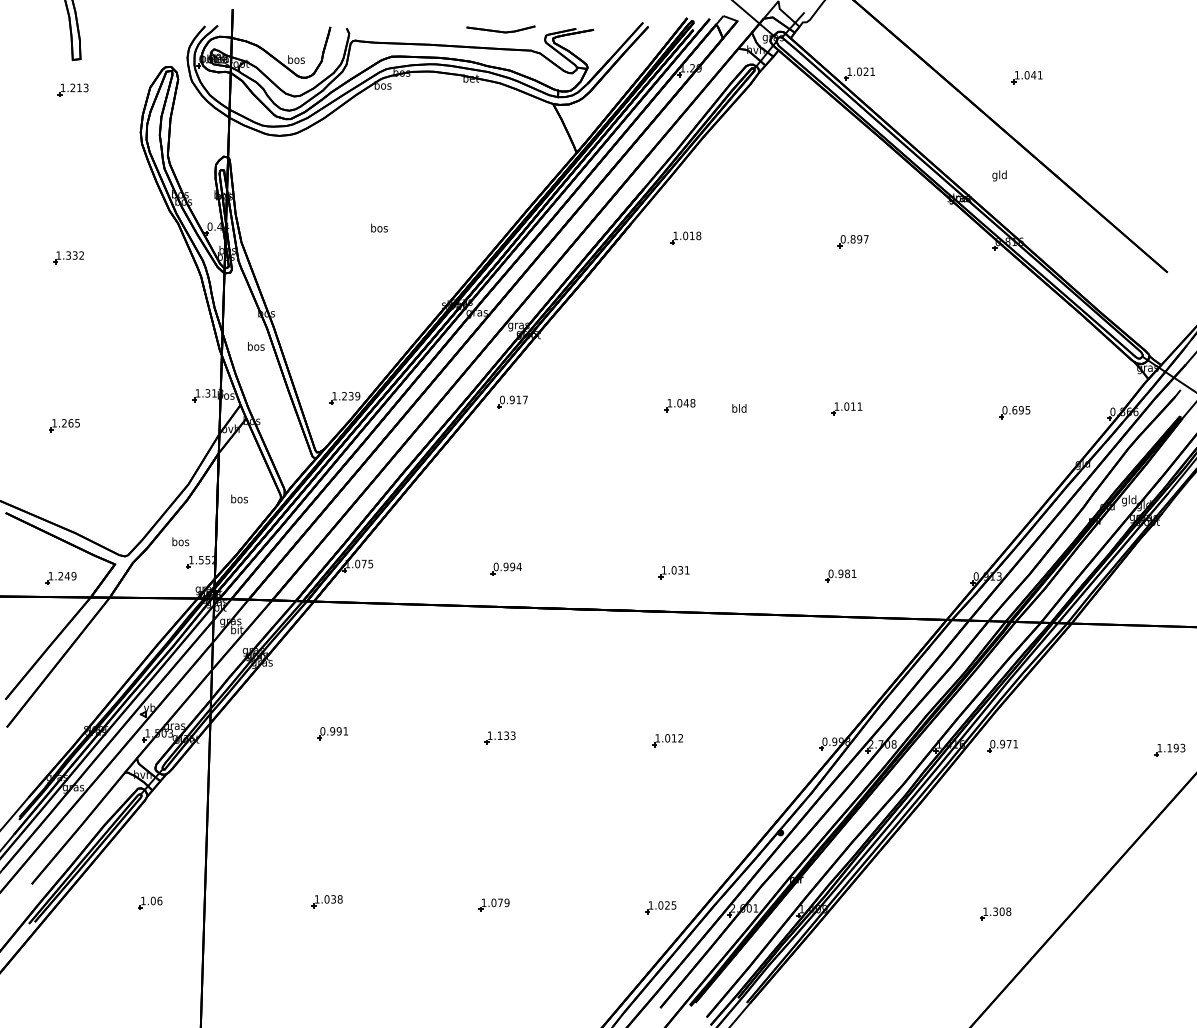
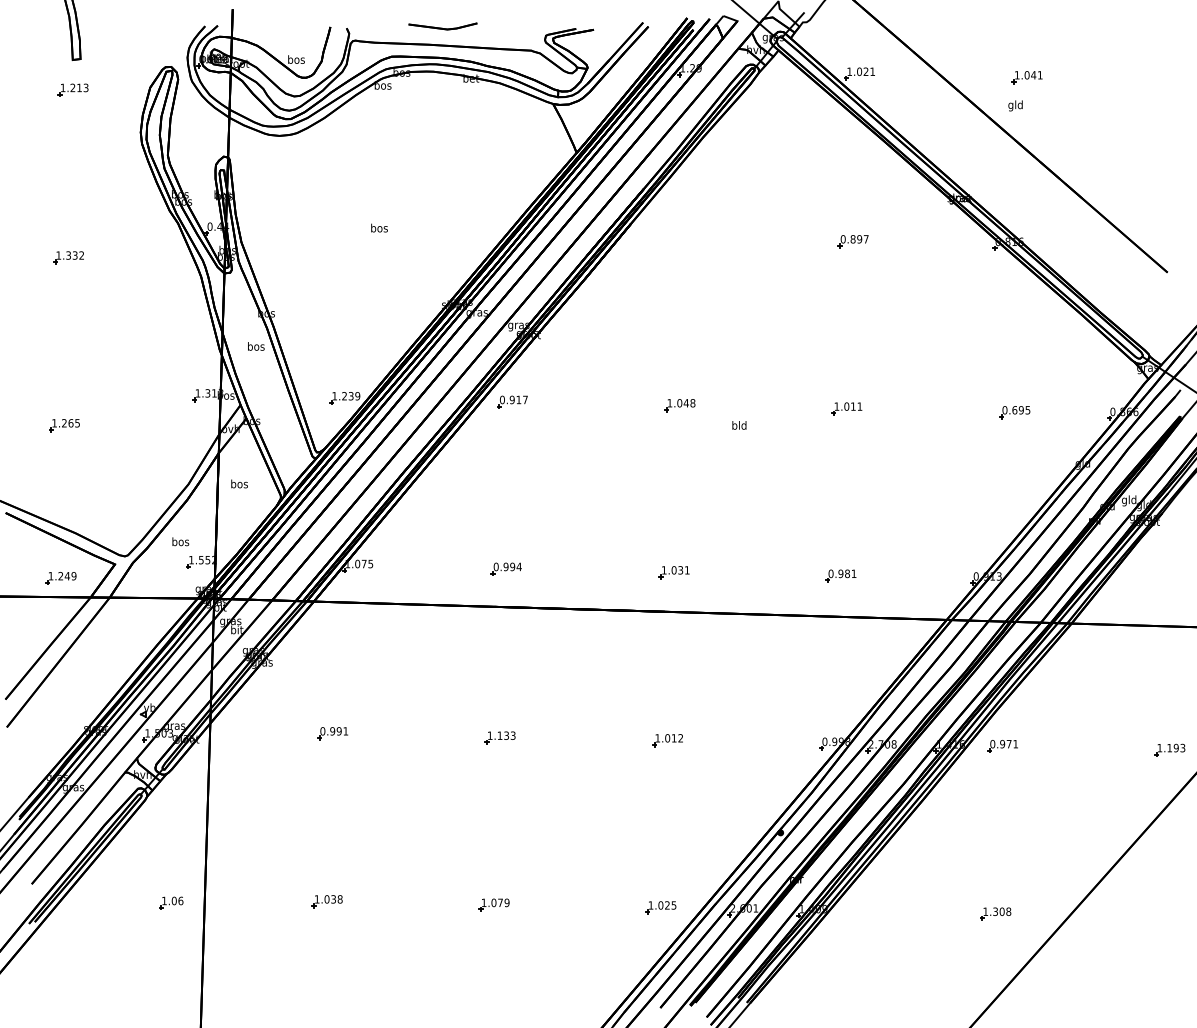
part position: (500, 29) -> (442, 26) (442, 26)
text position: (999, 175) -> (1015, 105) (1015, 105)
part: present -> none (685, 237)
text position: (739, 408) -> (739, 425) (739, 425)
text position: (239, 498) -> (239, 483) (239, 483)
part position: (150, 902) -> (171, 902) (171, 902)
